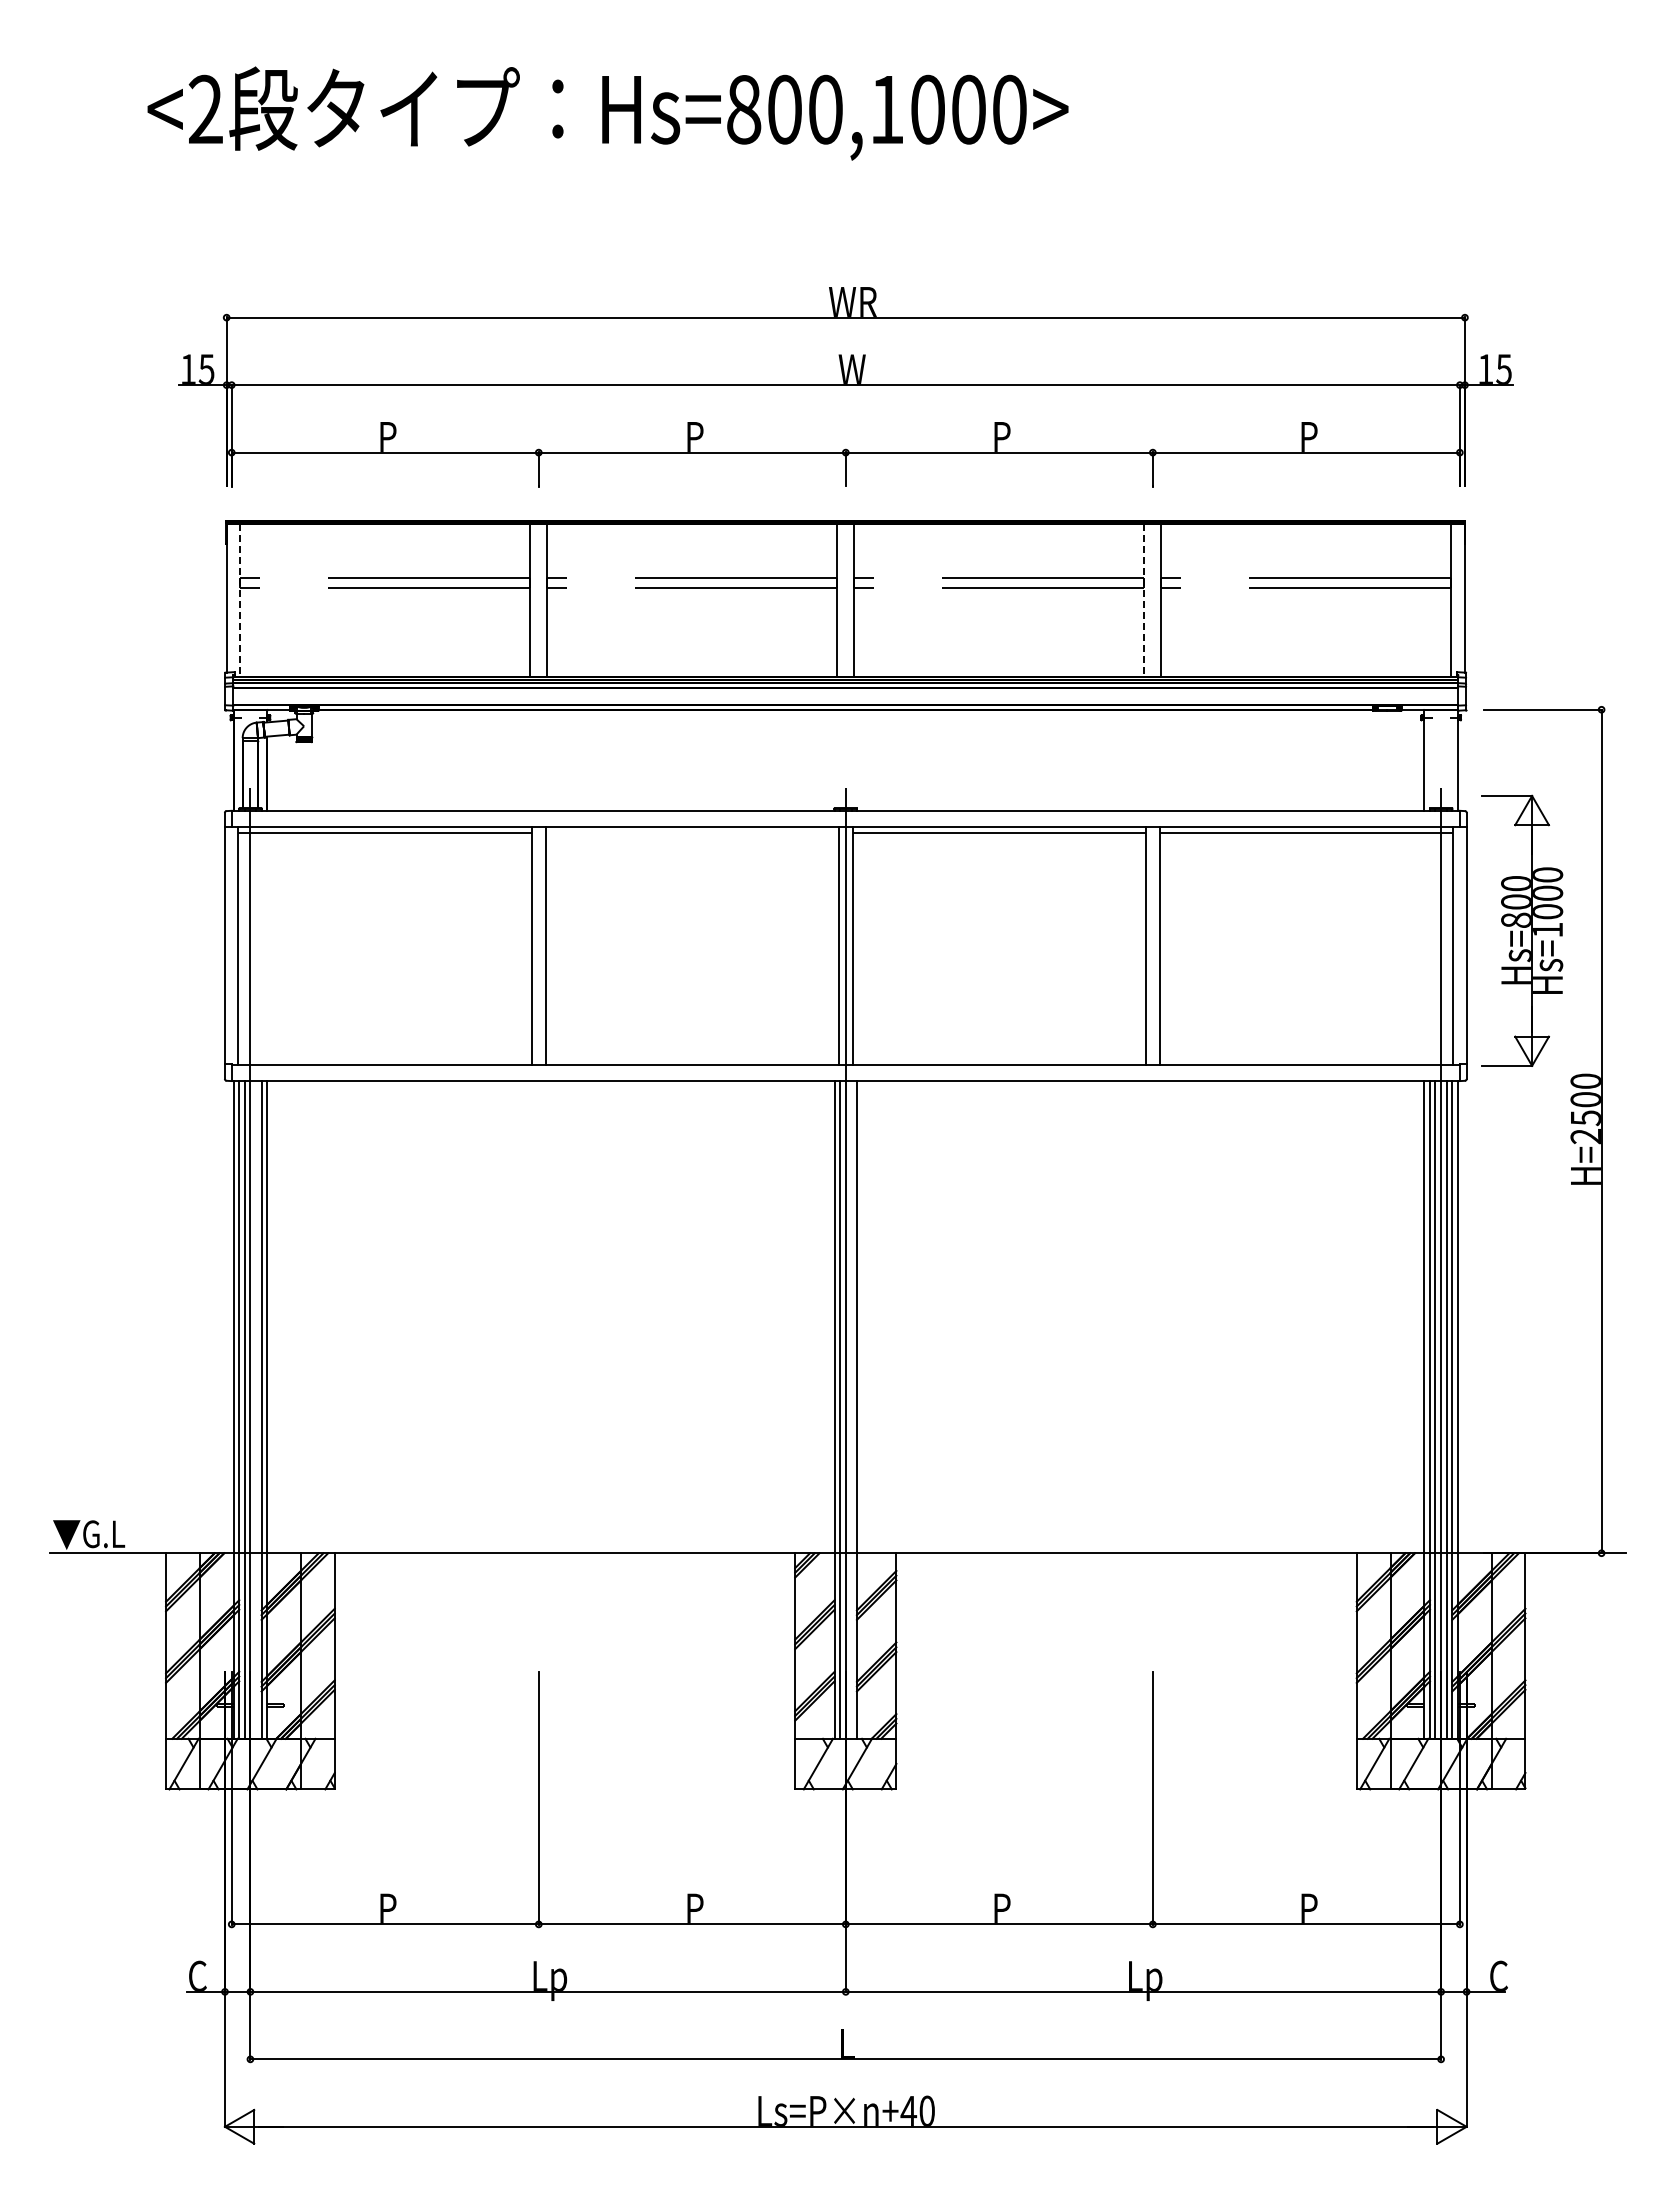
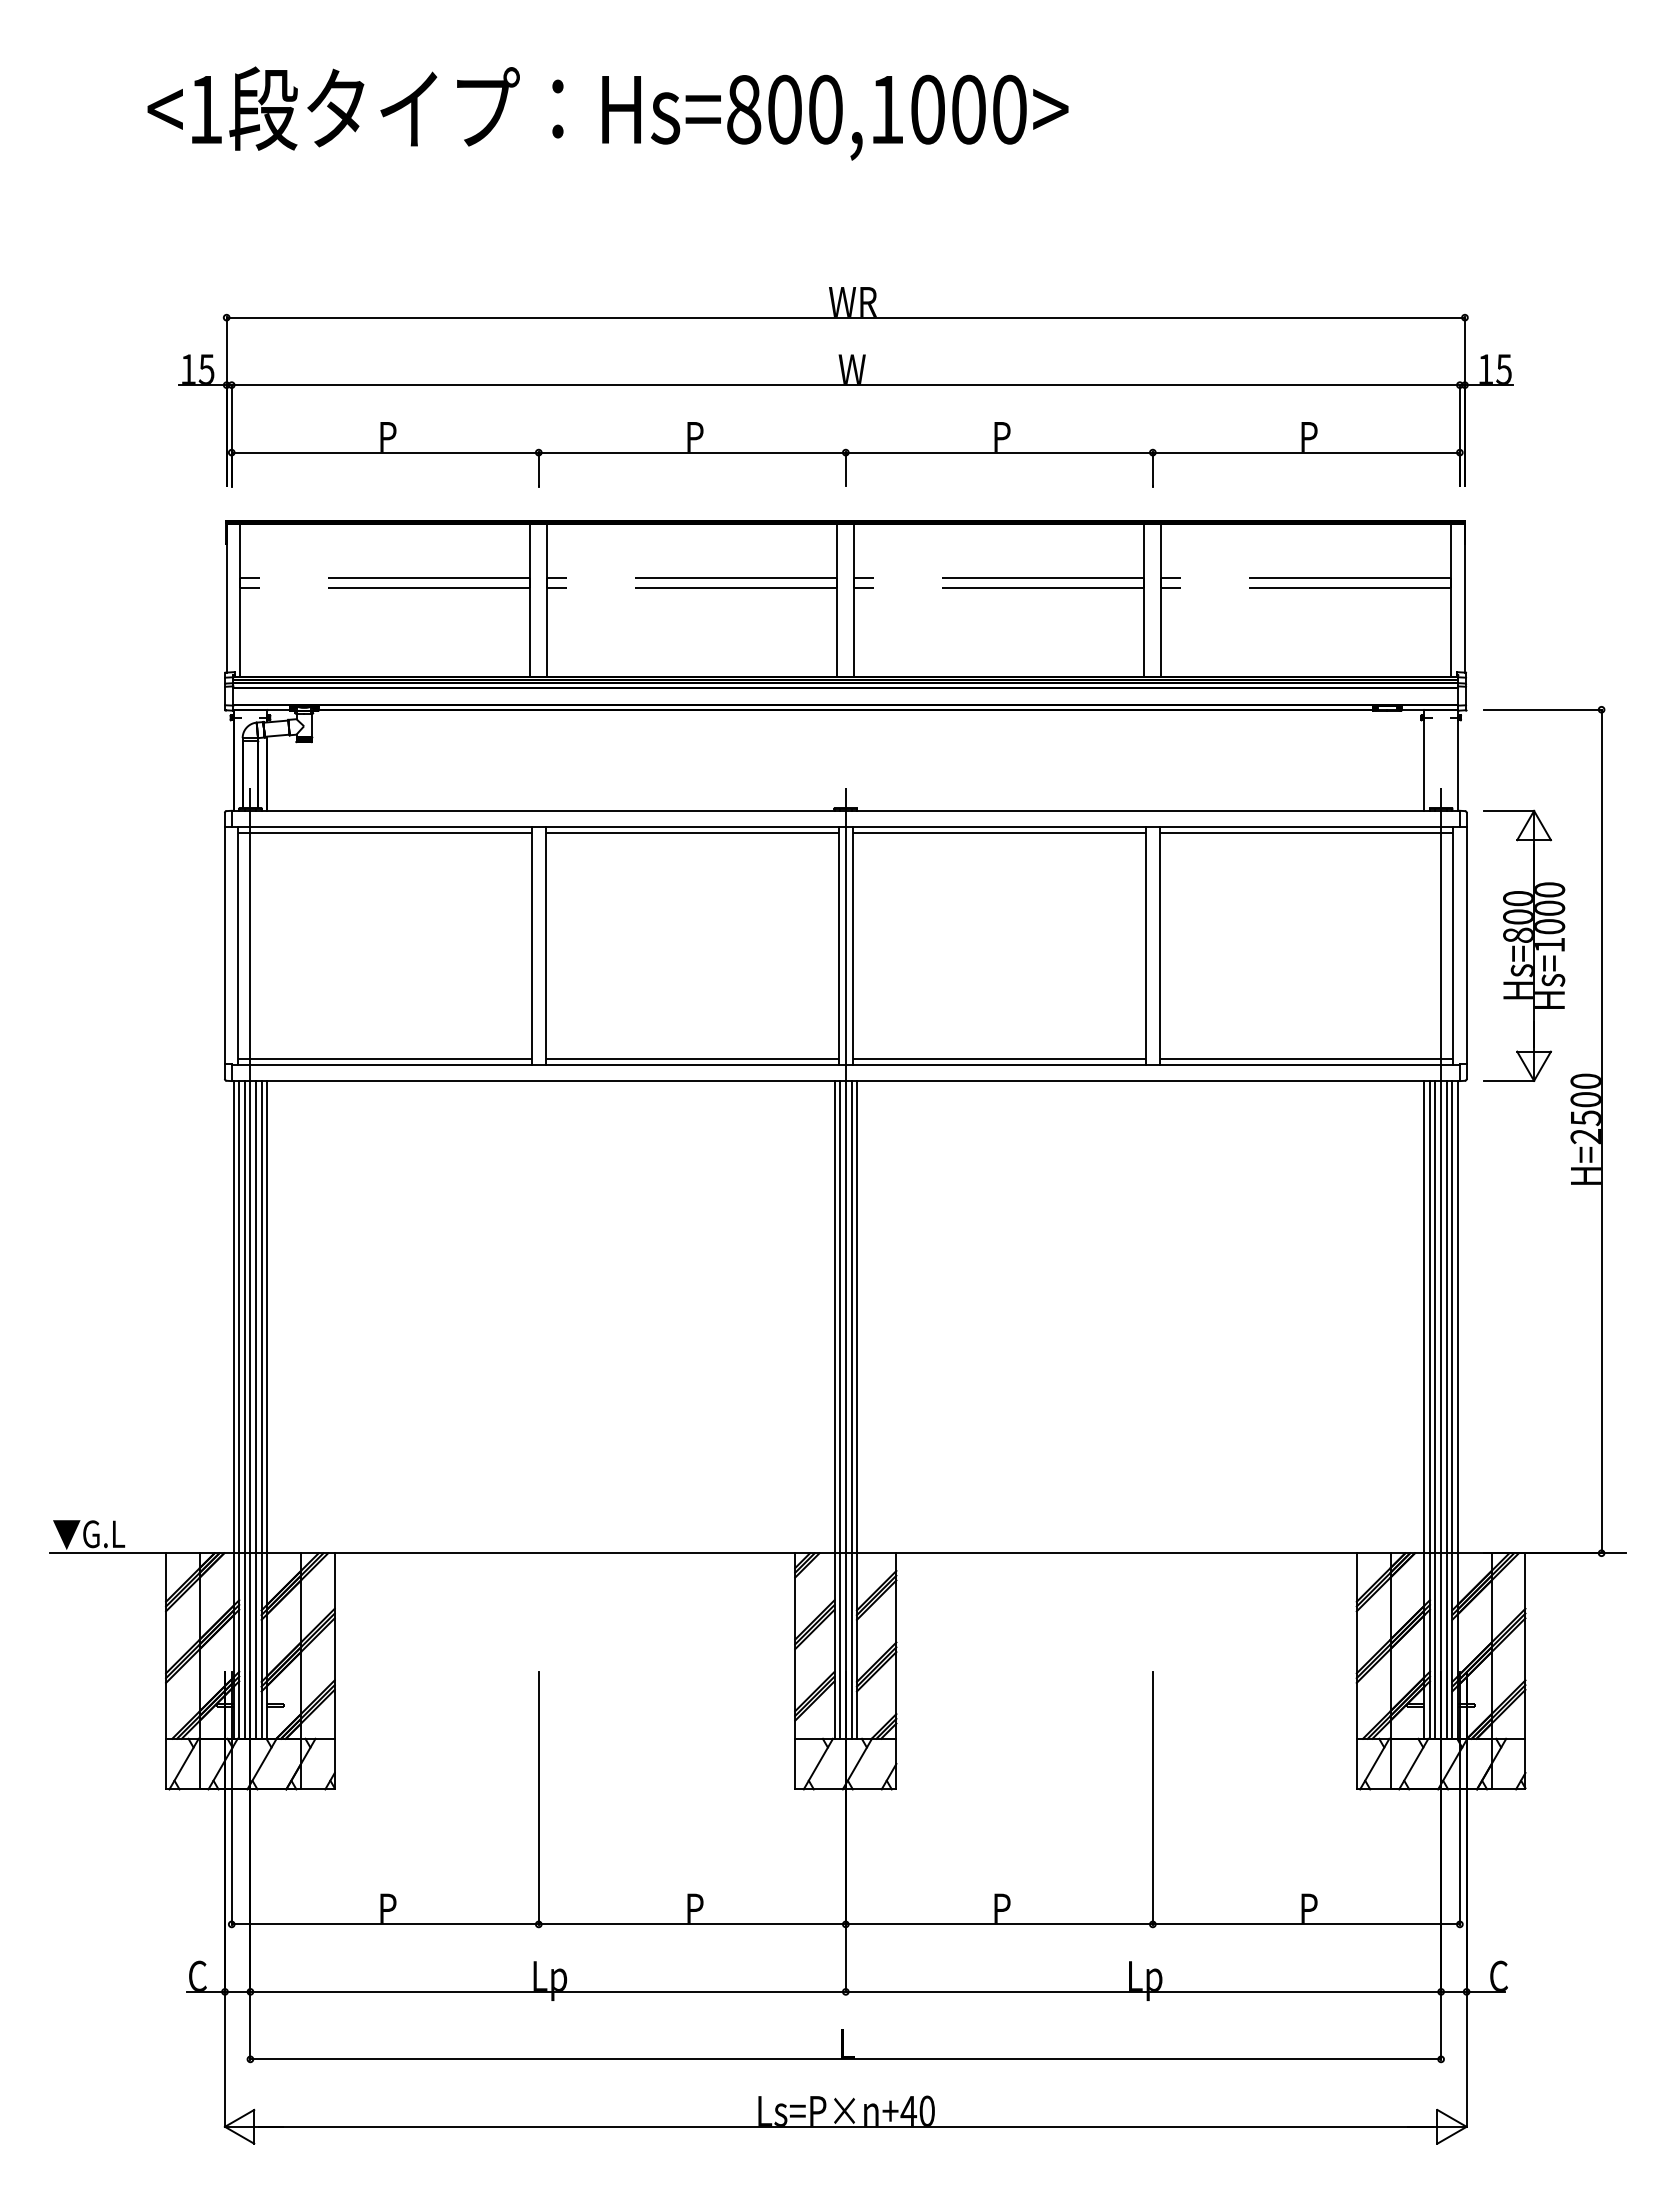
text: <2 -> <1 (205, 108)
line: dashed -> solid (240, 600)
line: dashed -> solid (1144, 600)
line: none -> present (692, 832)
part position: (1522, 930) -> (1524, 945) (1524, 945)
line: none -> present (385, 1059)
line: none -> present (692, 1059)
line: none -> present (999, 1059)
line: none -> present (1306, 1059)
line: none -> present (256, 1409)
line: none -> present (851, 1409)
